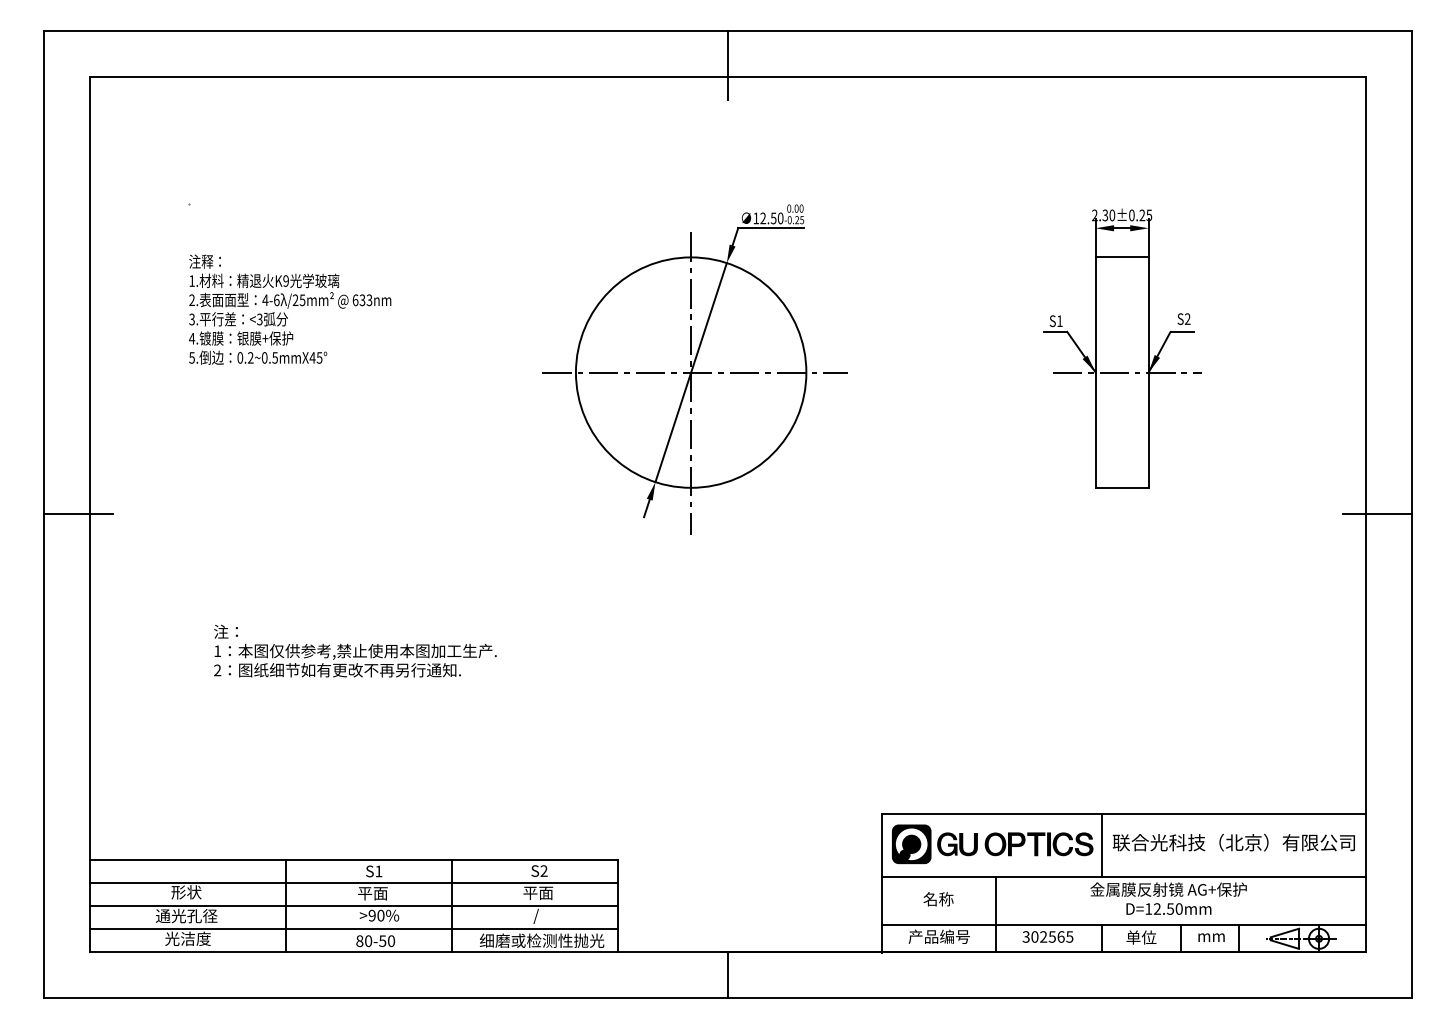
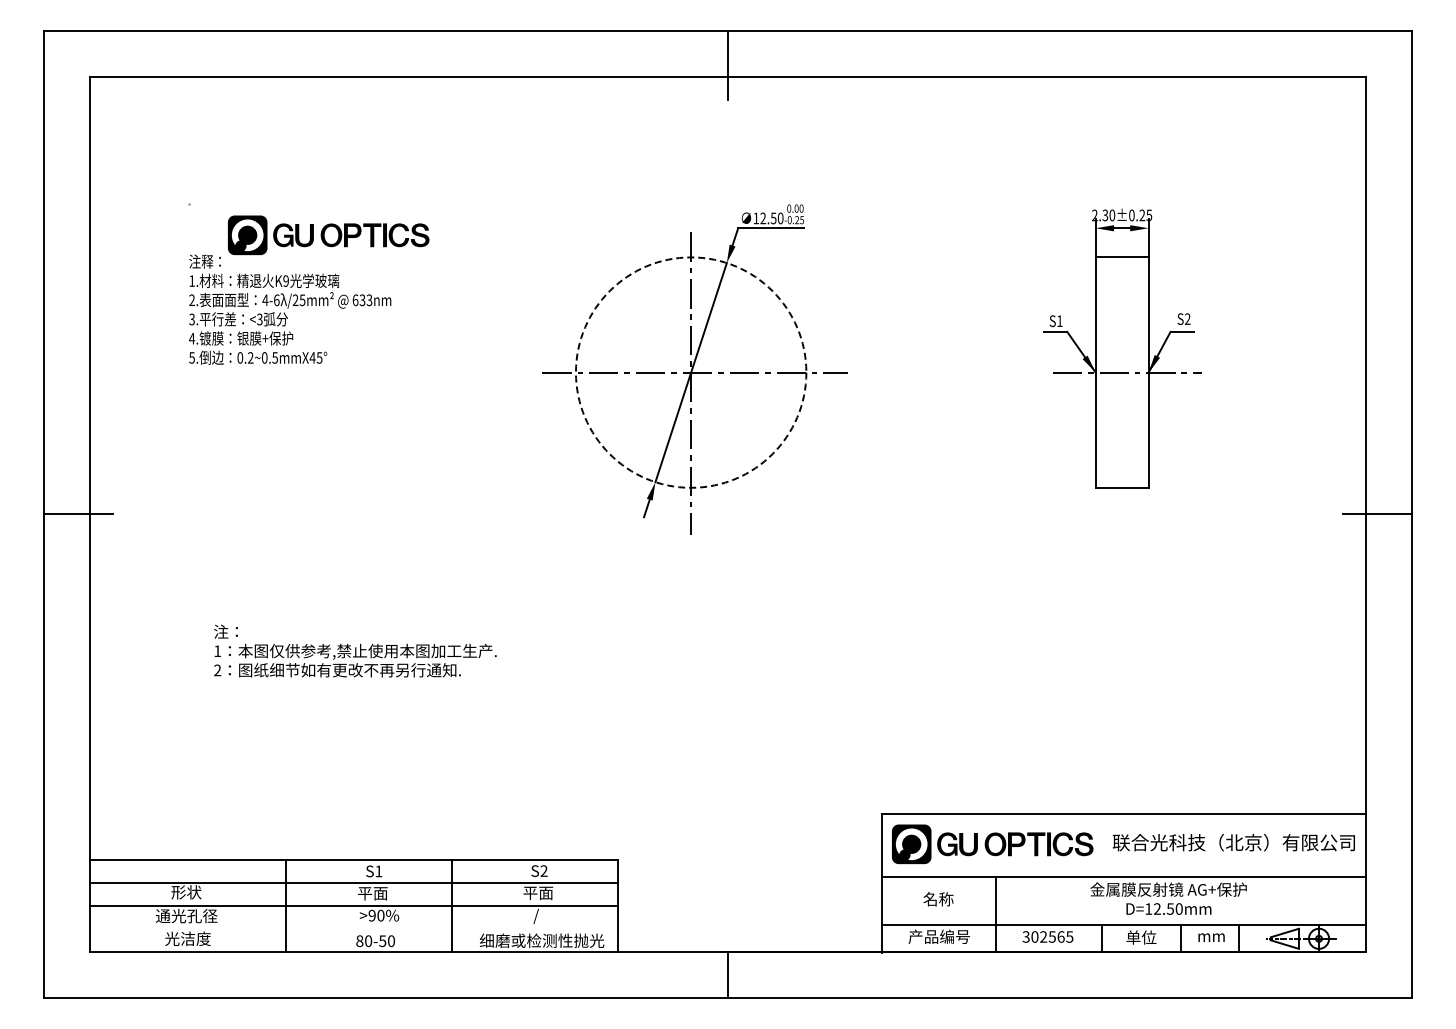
part: none -> present (328, 235)
circle: solid -> dashed (690, 372)
line: present -> none (1101, 845)
line: present -> none (353, 929)
